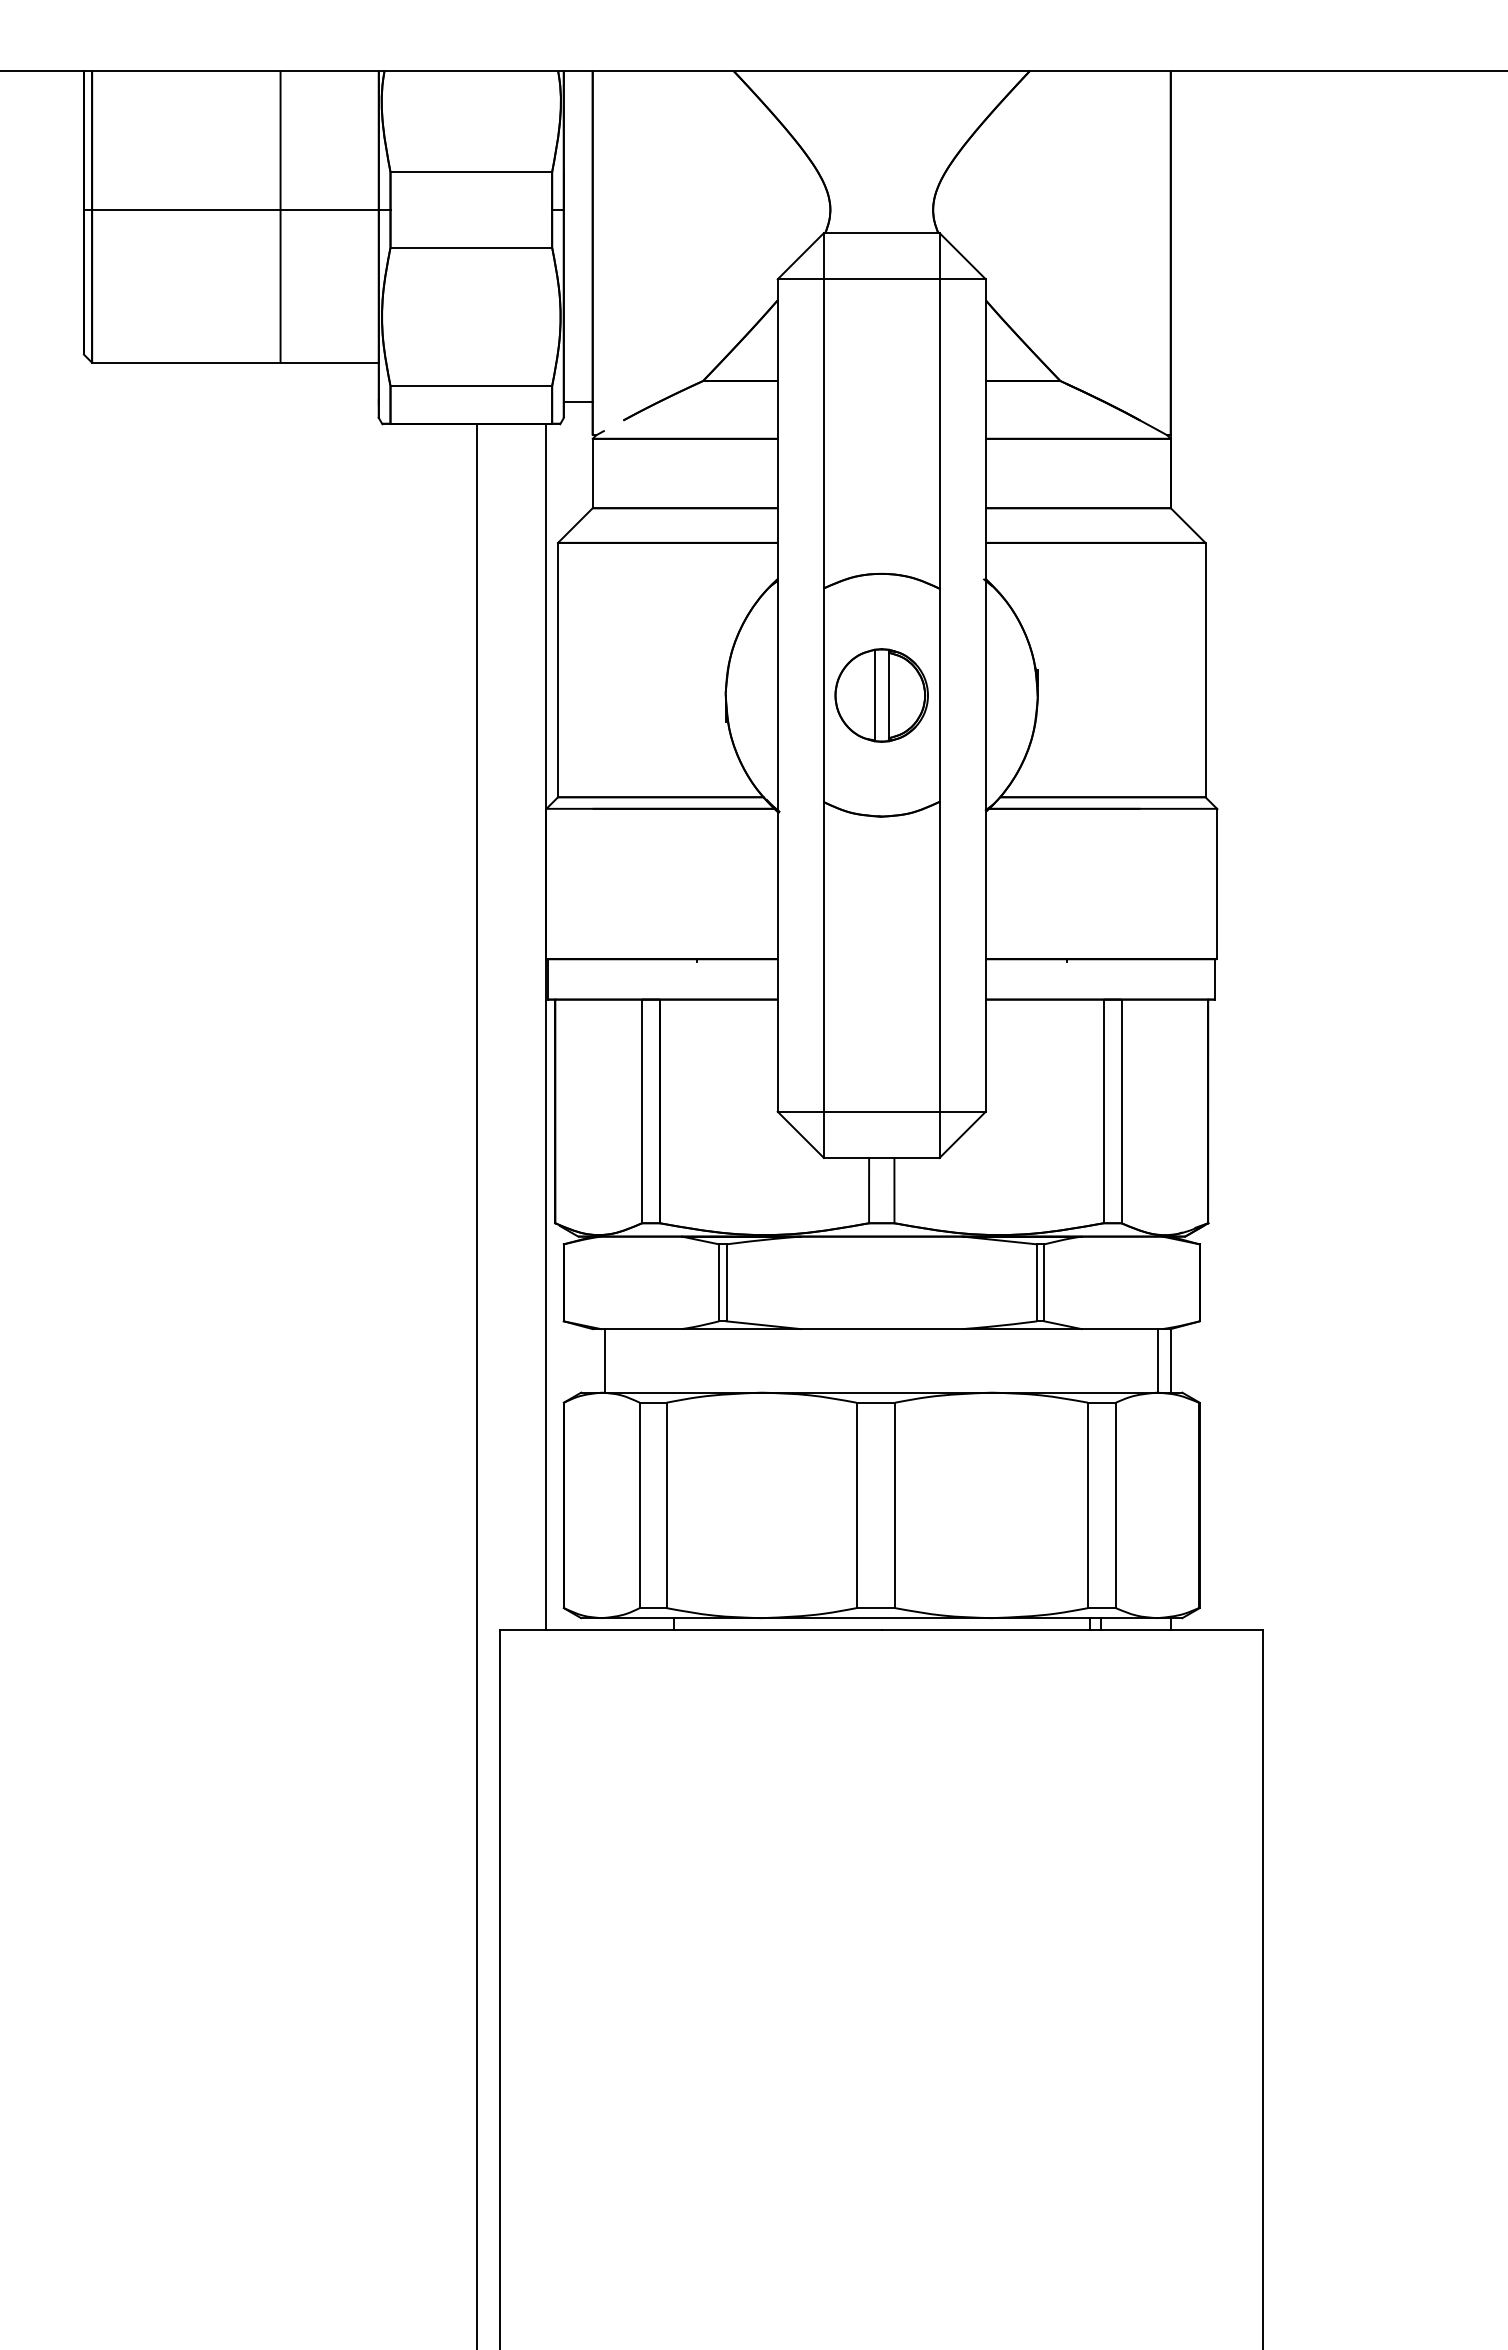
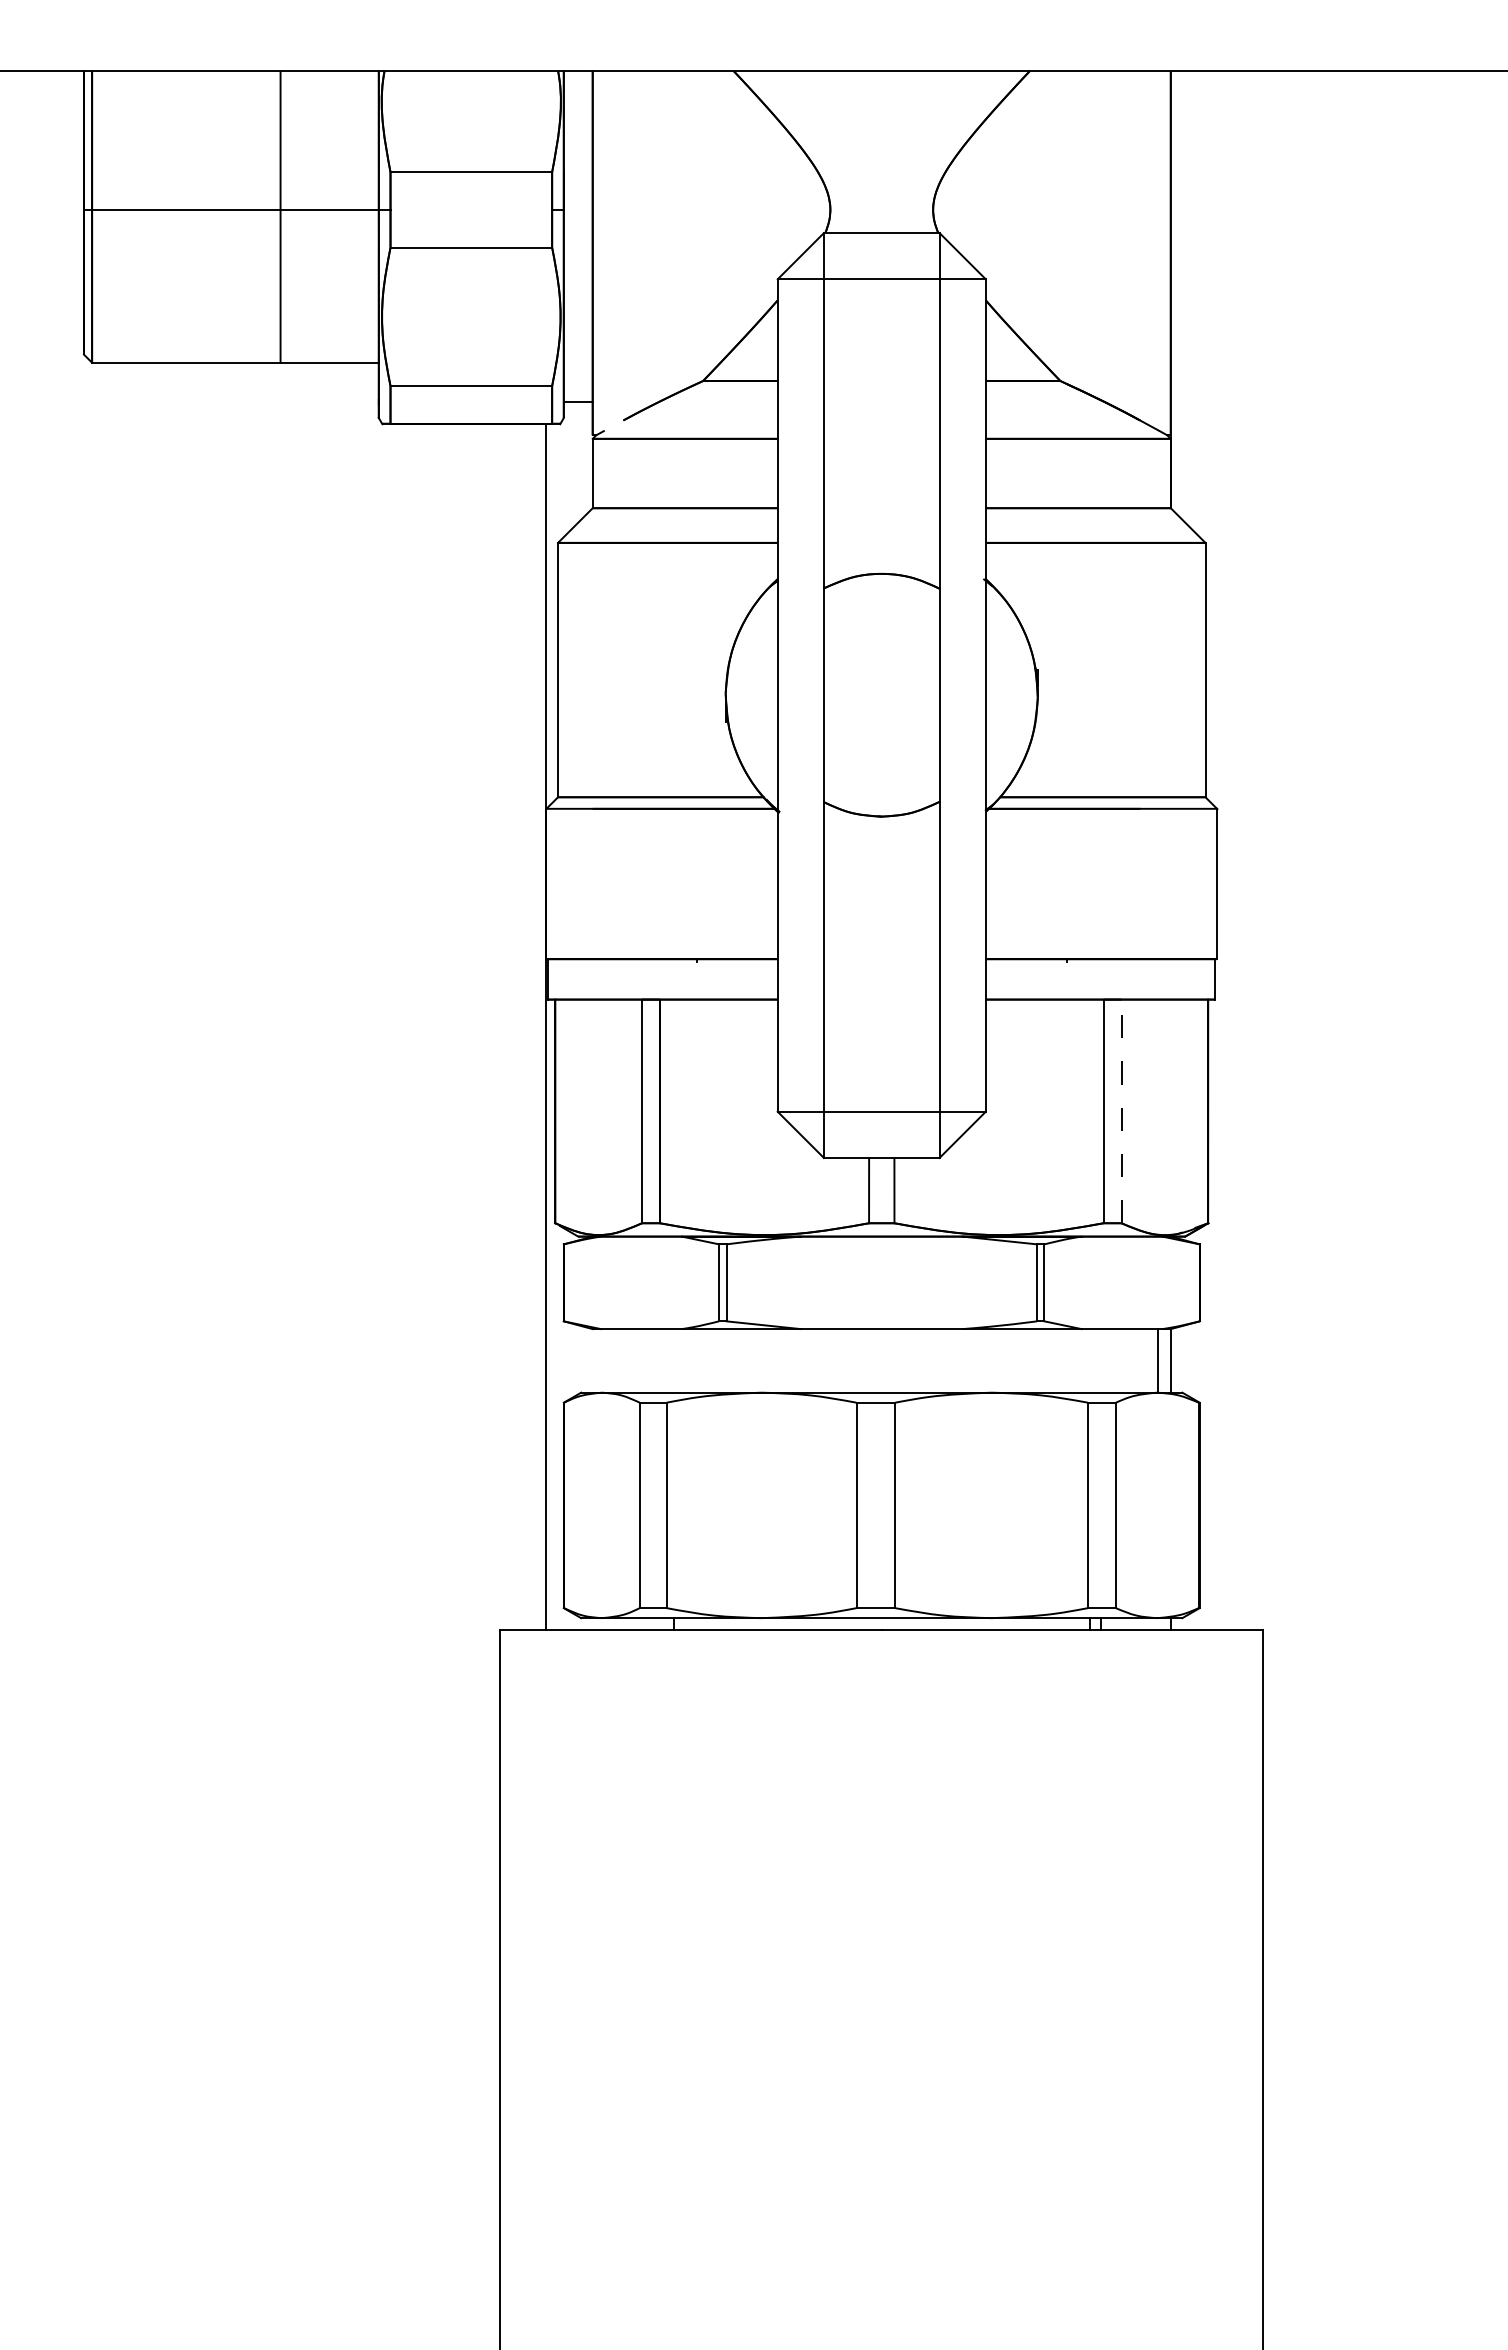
part: present -> none (881, 695)
line: solid -> dashed (1121, 1111)
line: present -> none (605, 1360)
line: present -> none (477, 1384)
